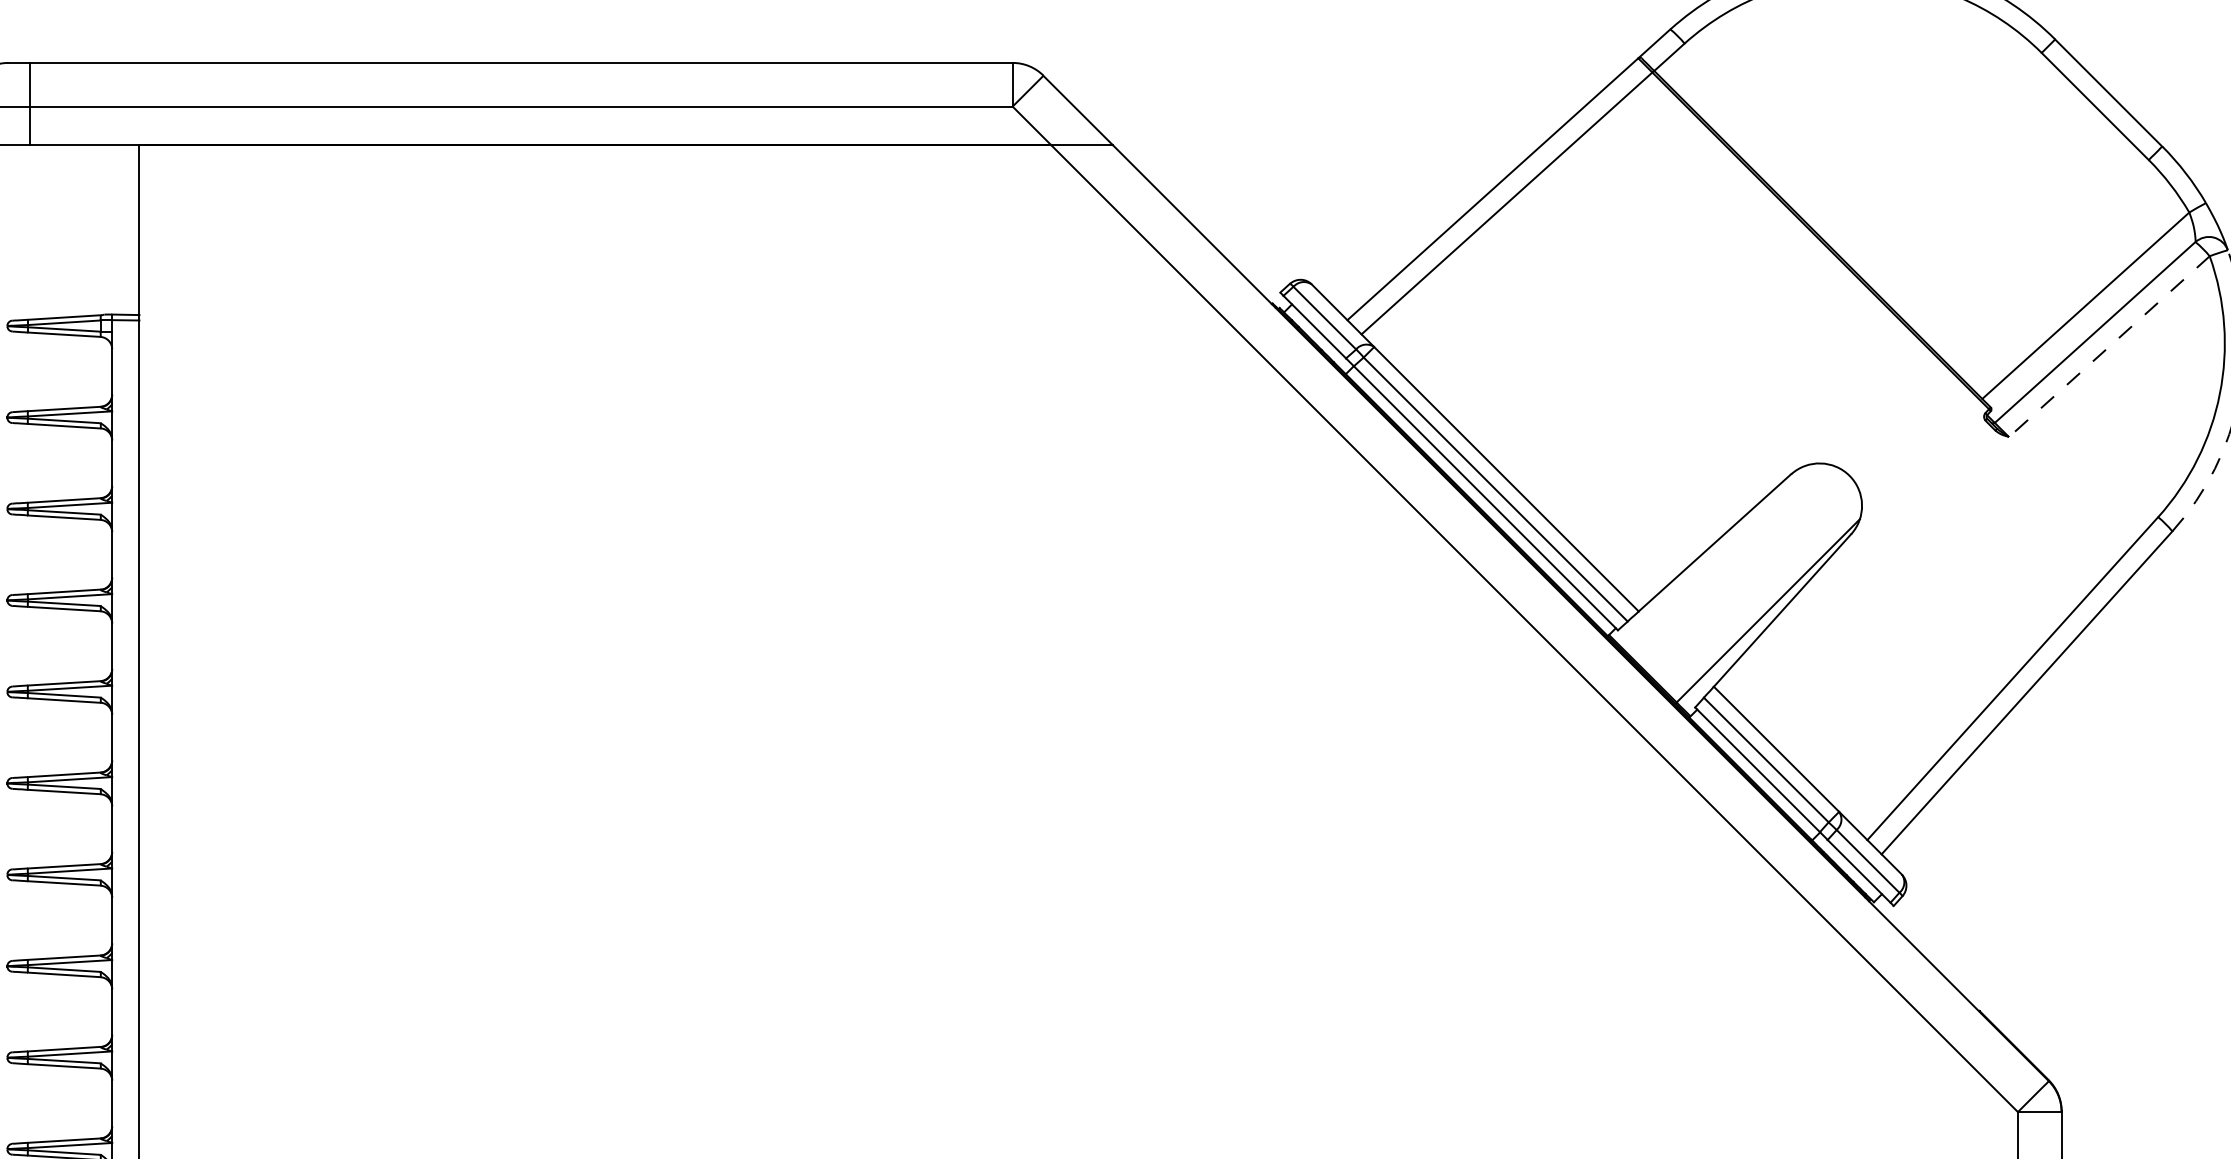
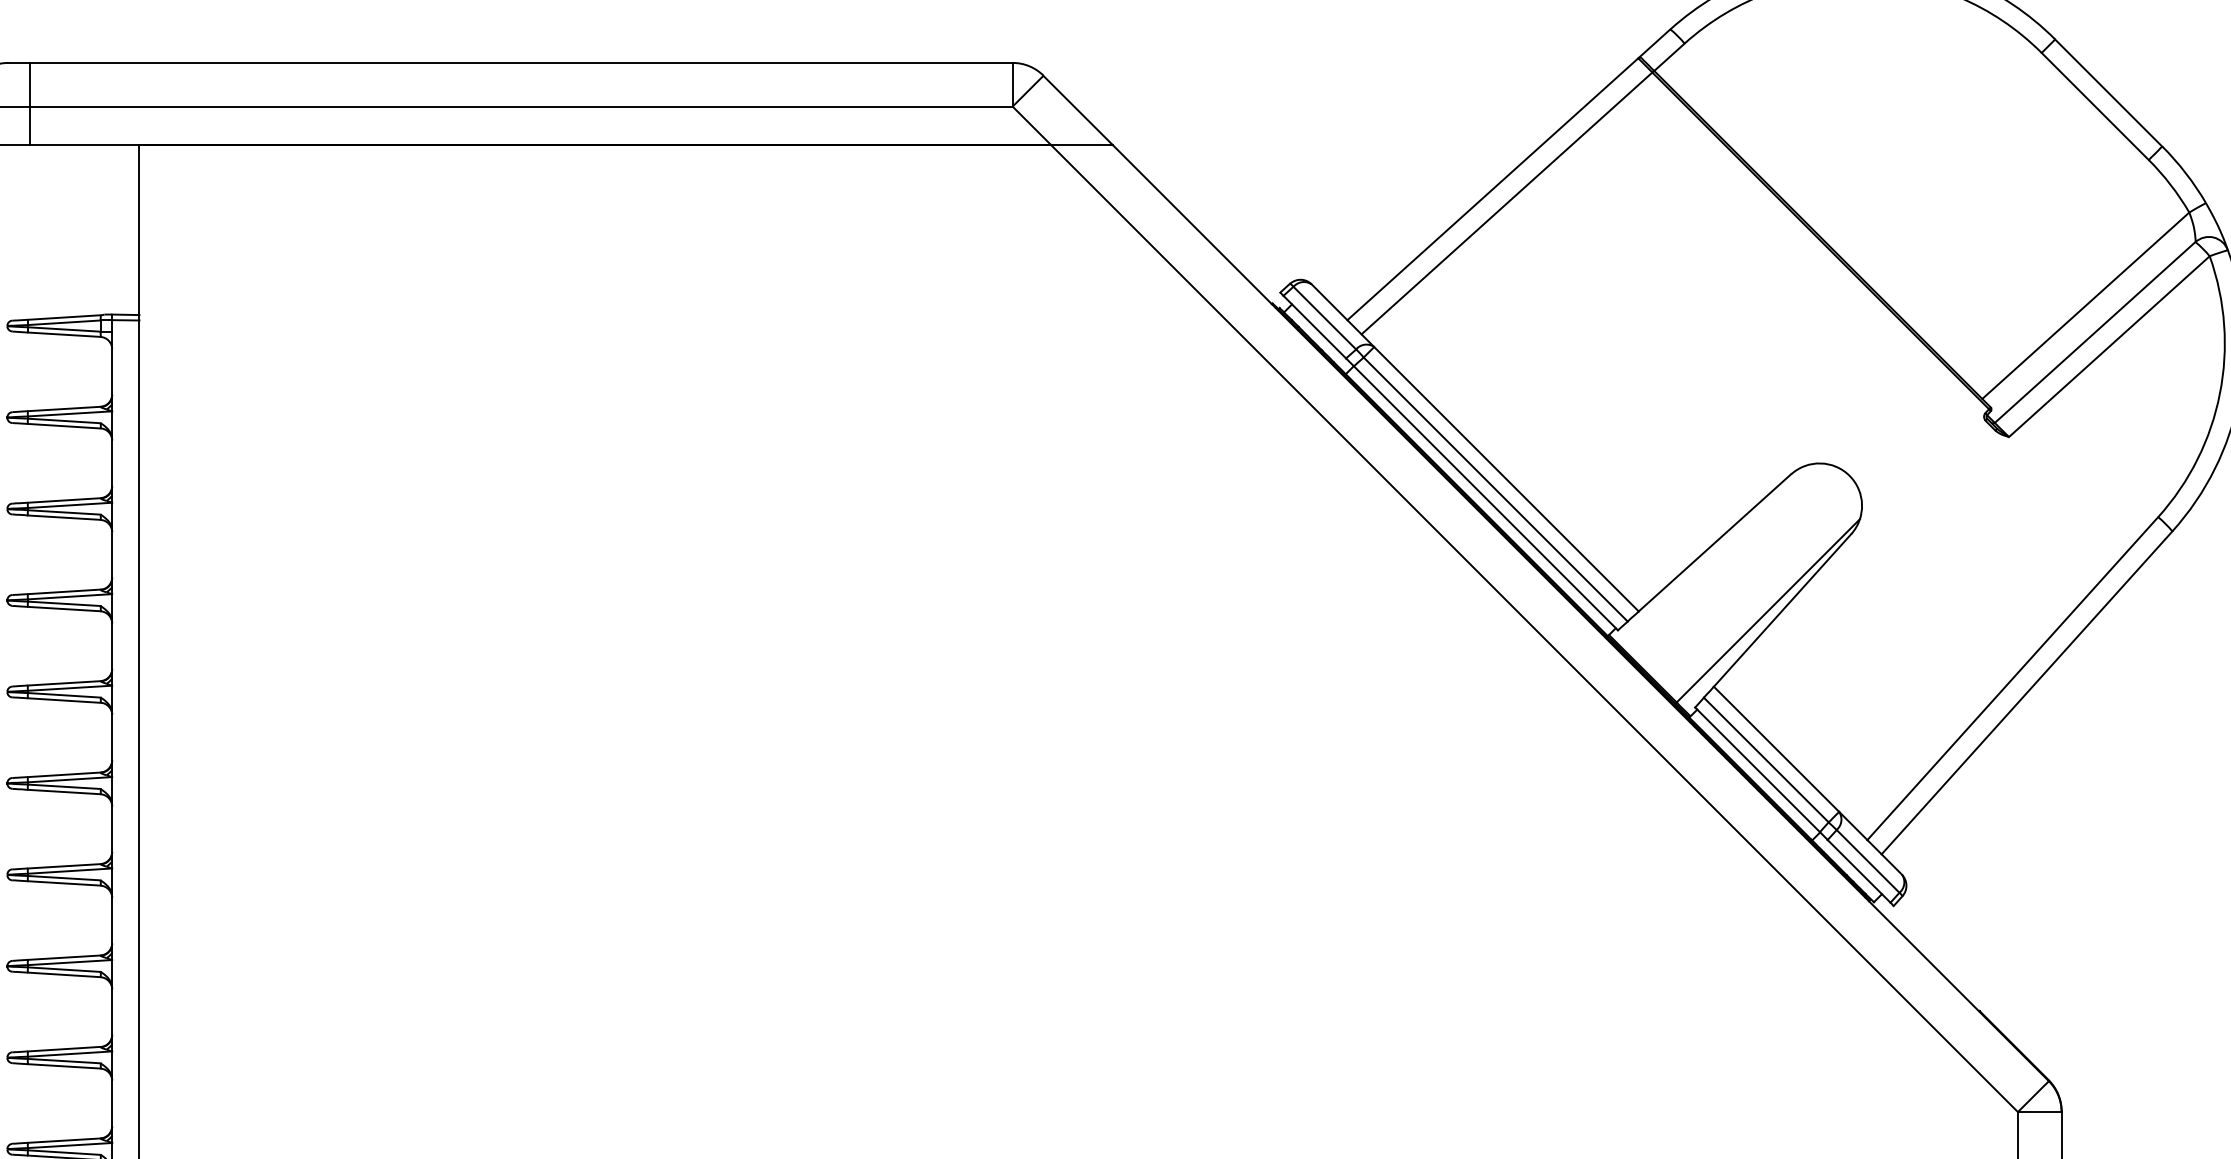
line: dashed -> solid (2109, 346)
arc: dashed -> solid (2209, 479)
